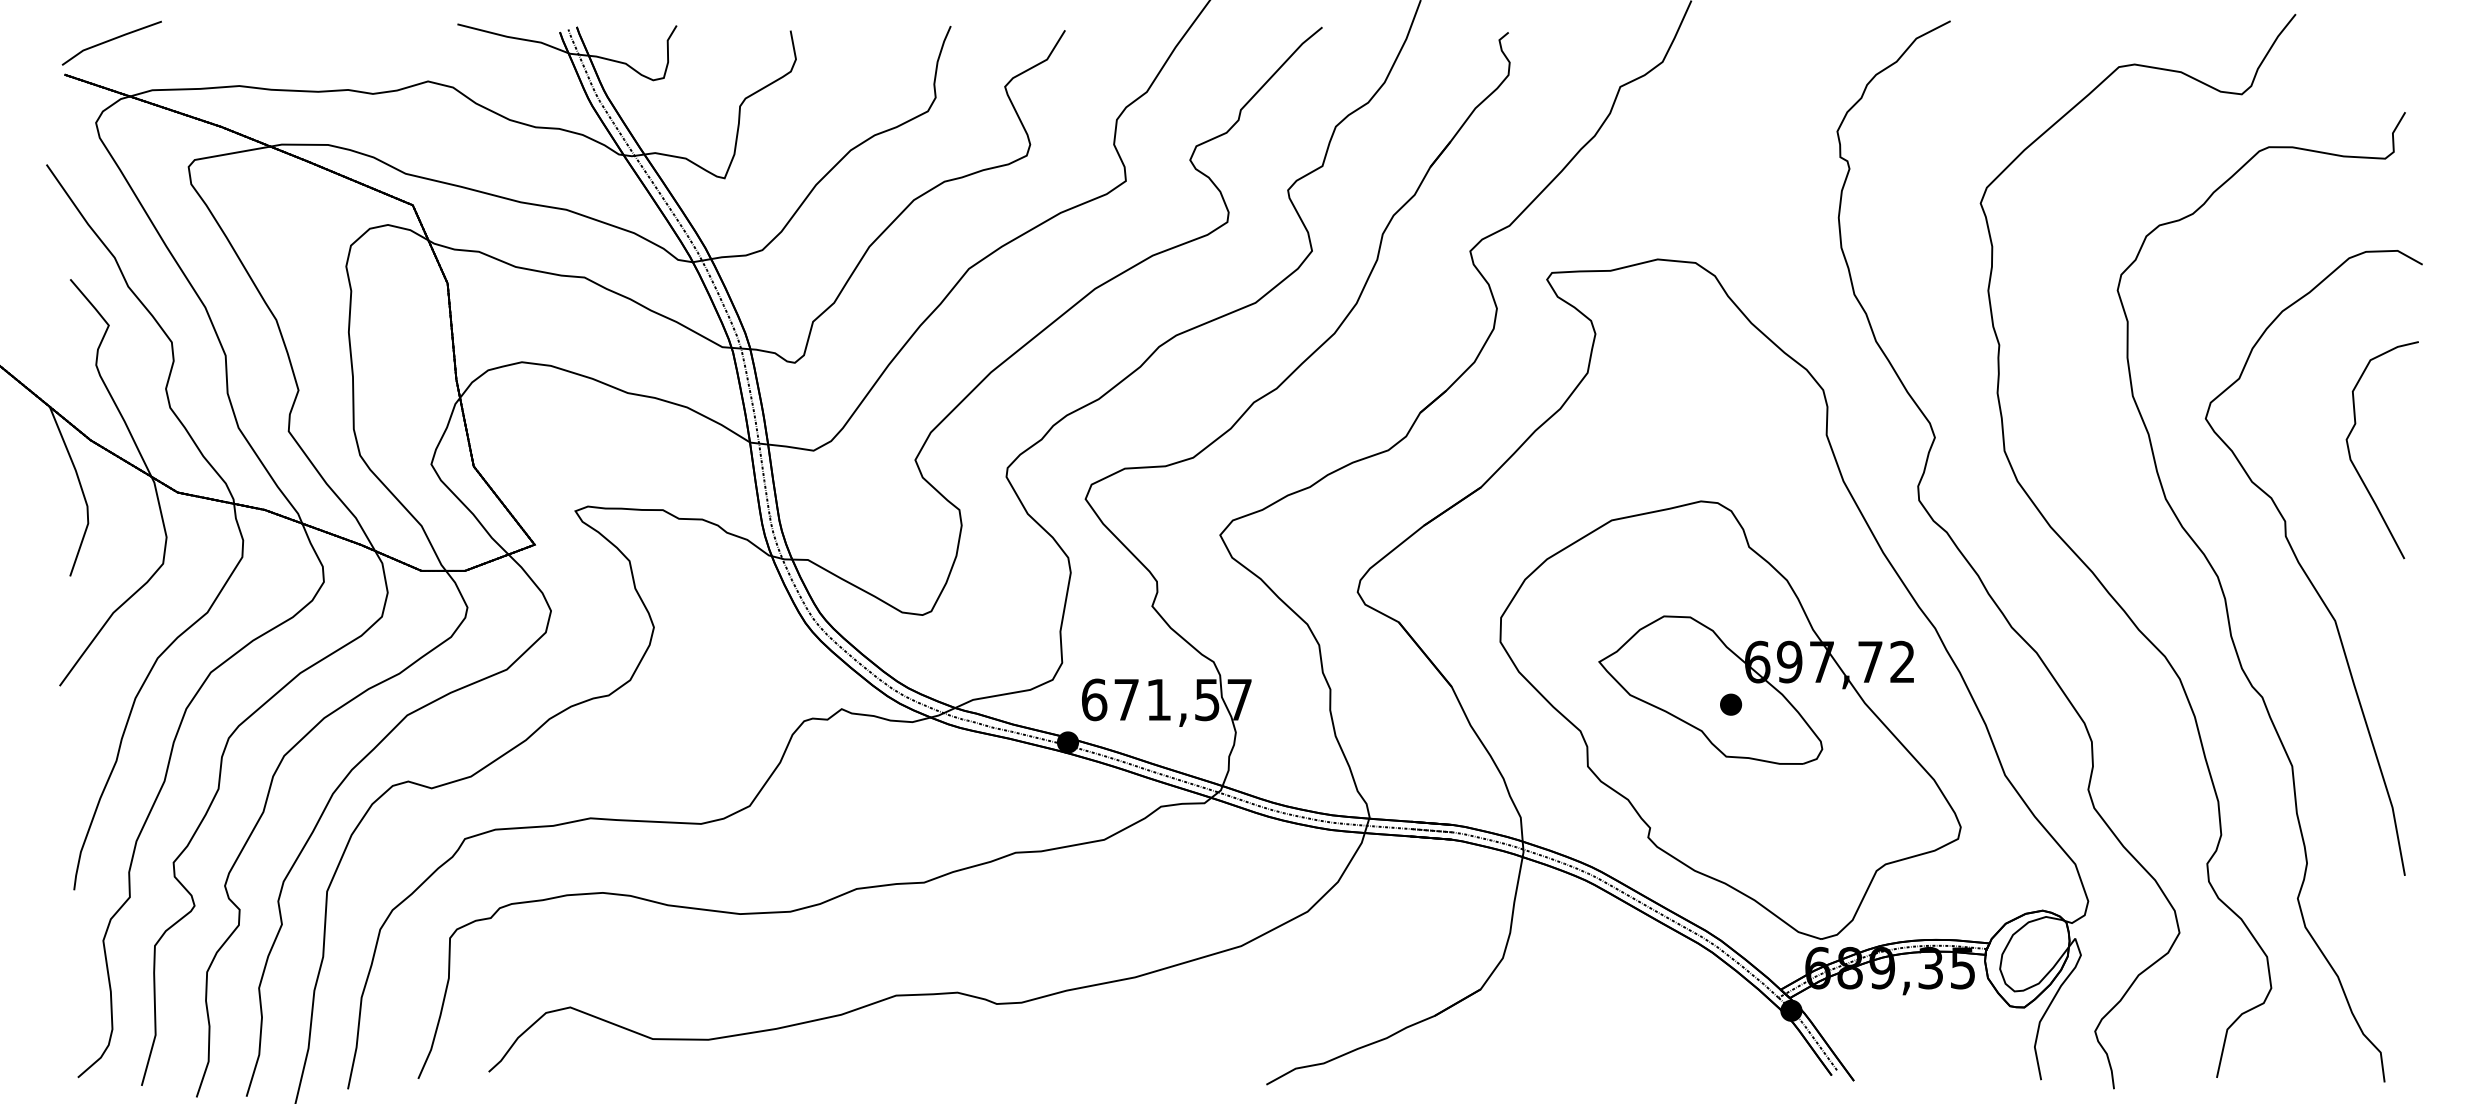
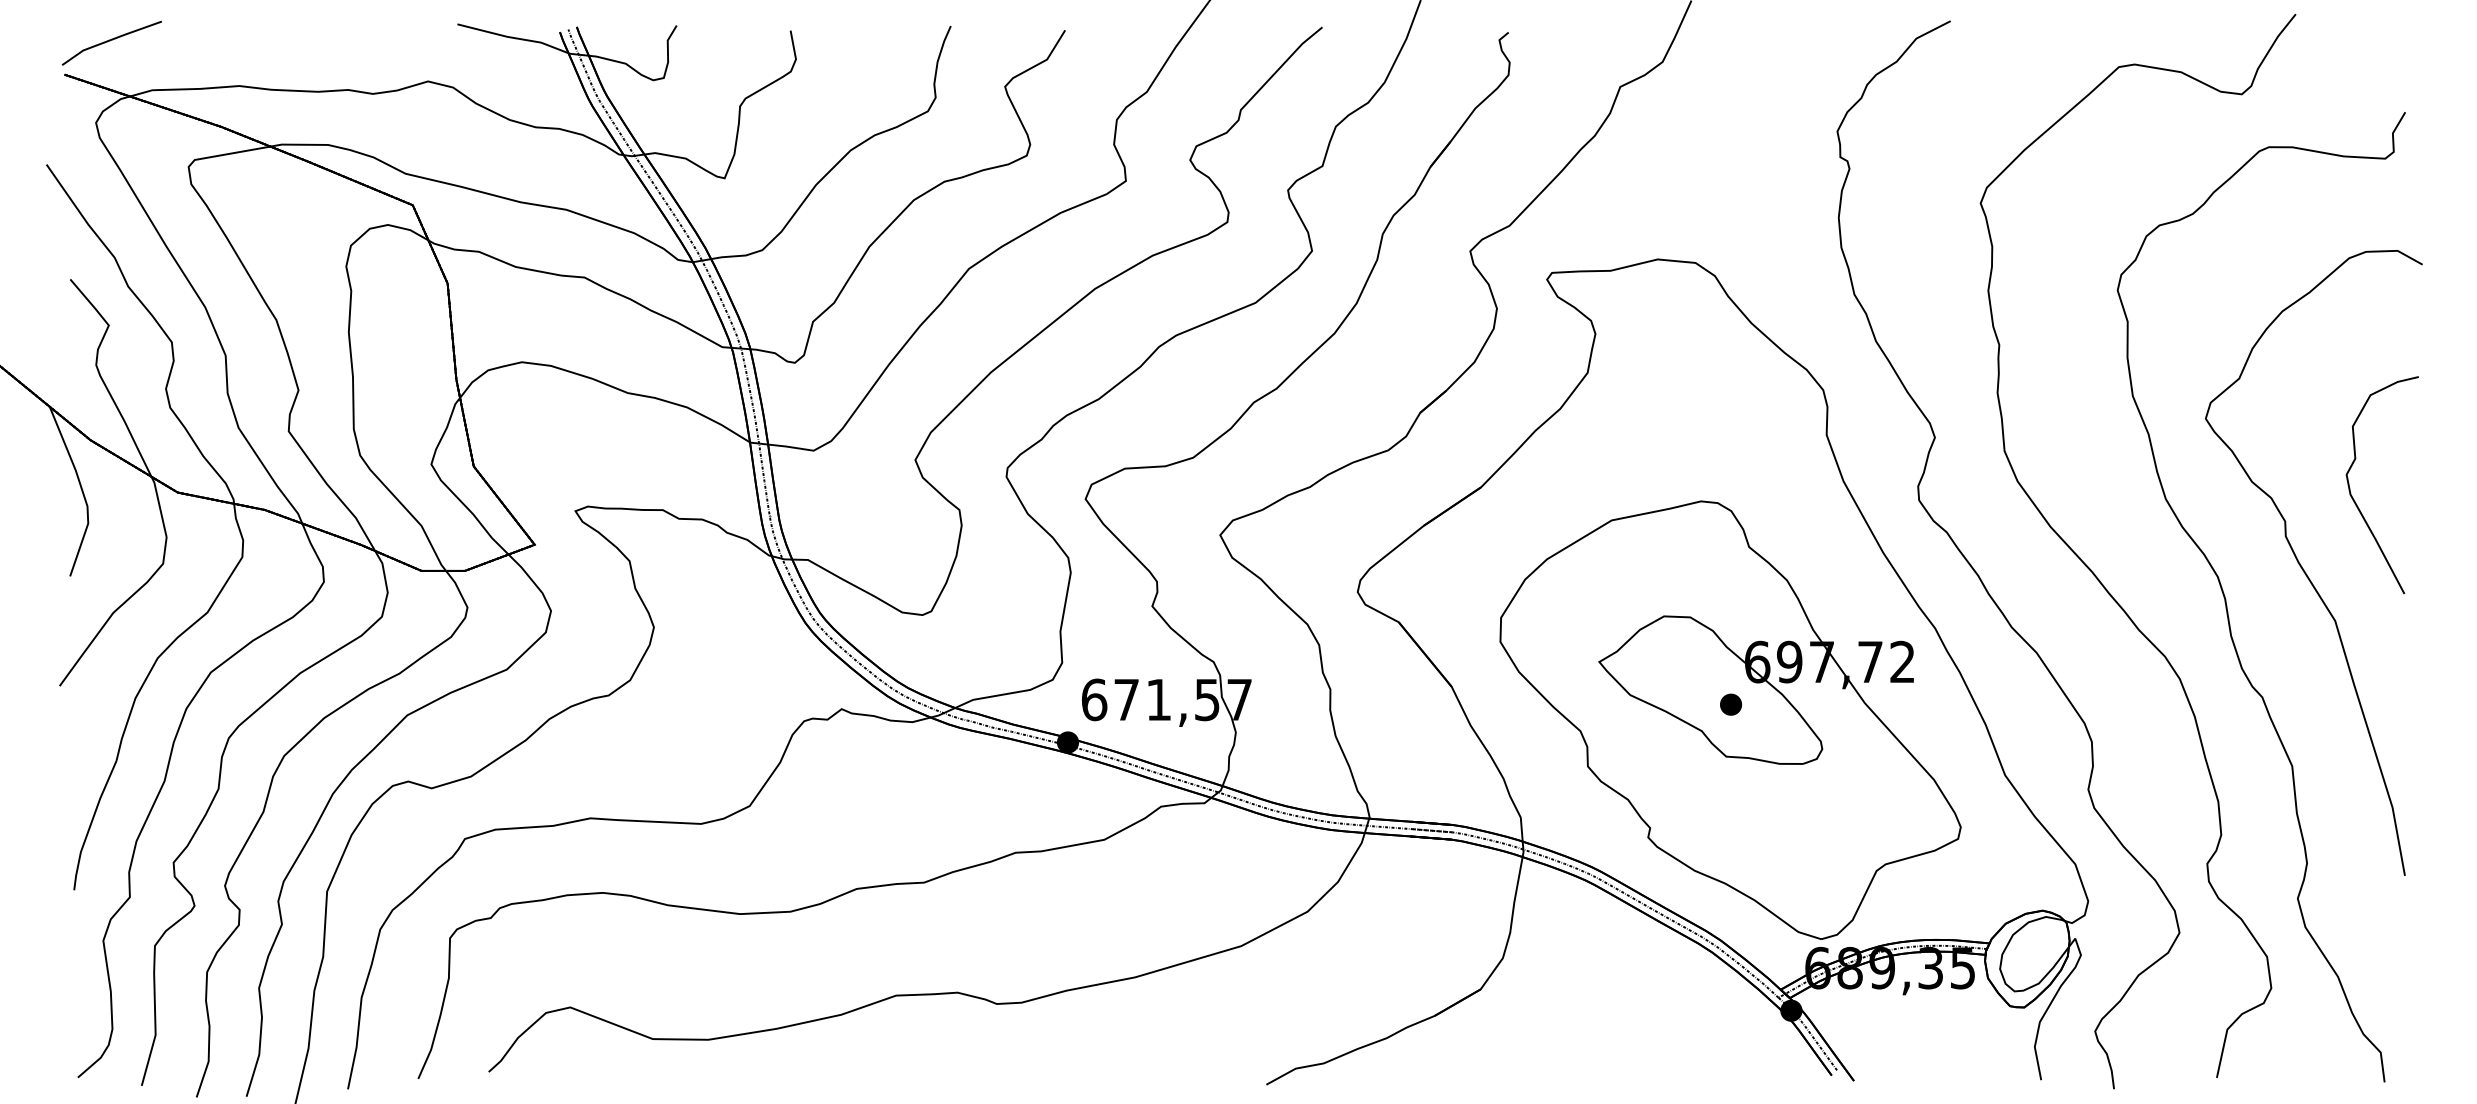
part position: (2354, 464) -> (2354, 499) (2354, 499)
